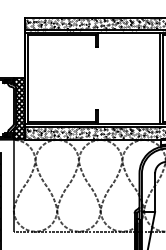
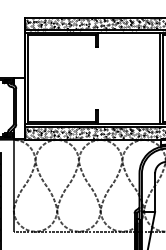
hatch: present -> none (19, 107)
